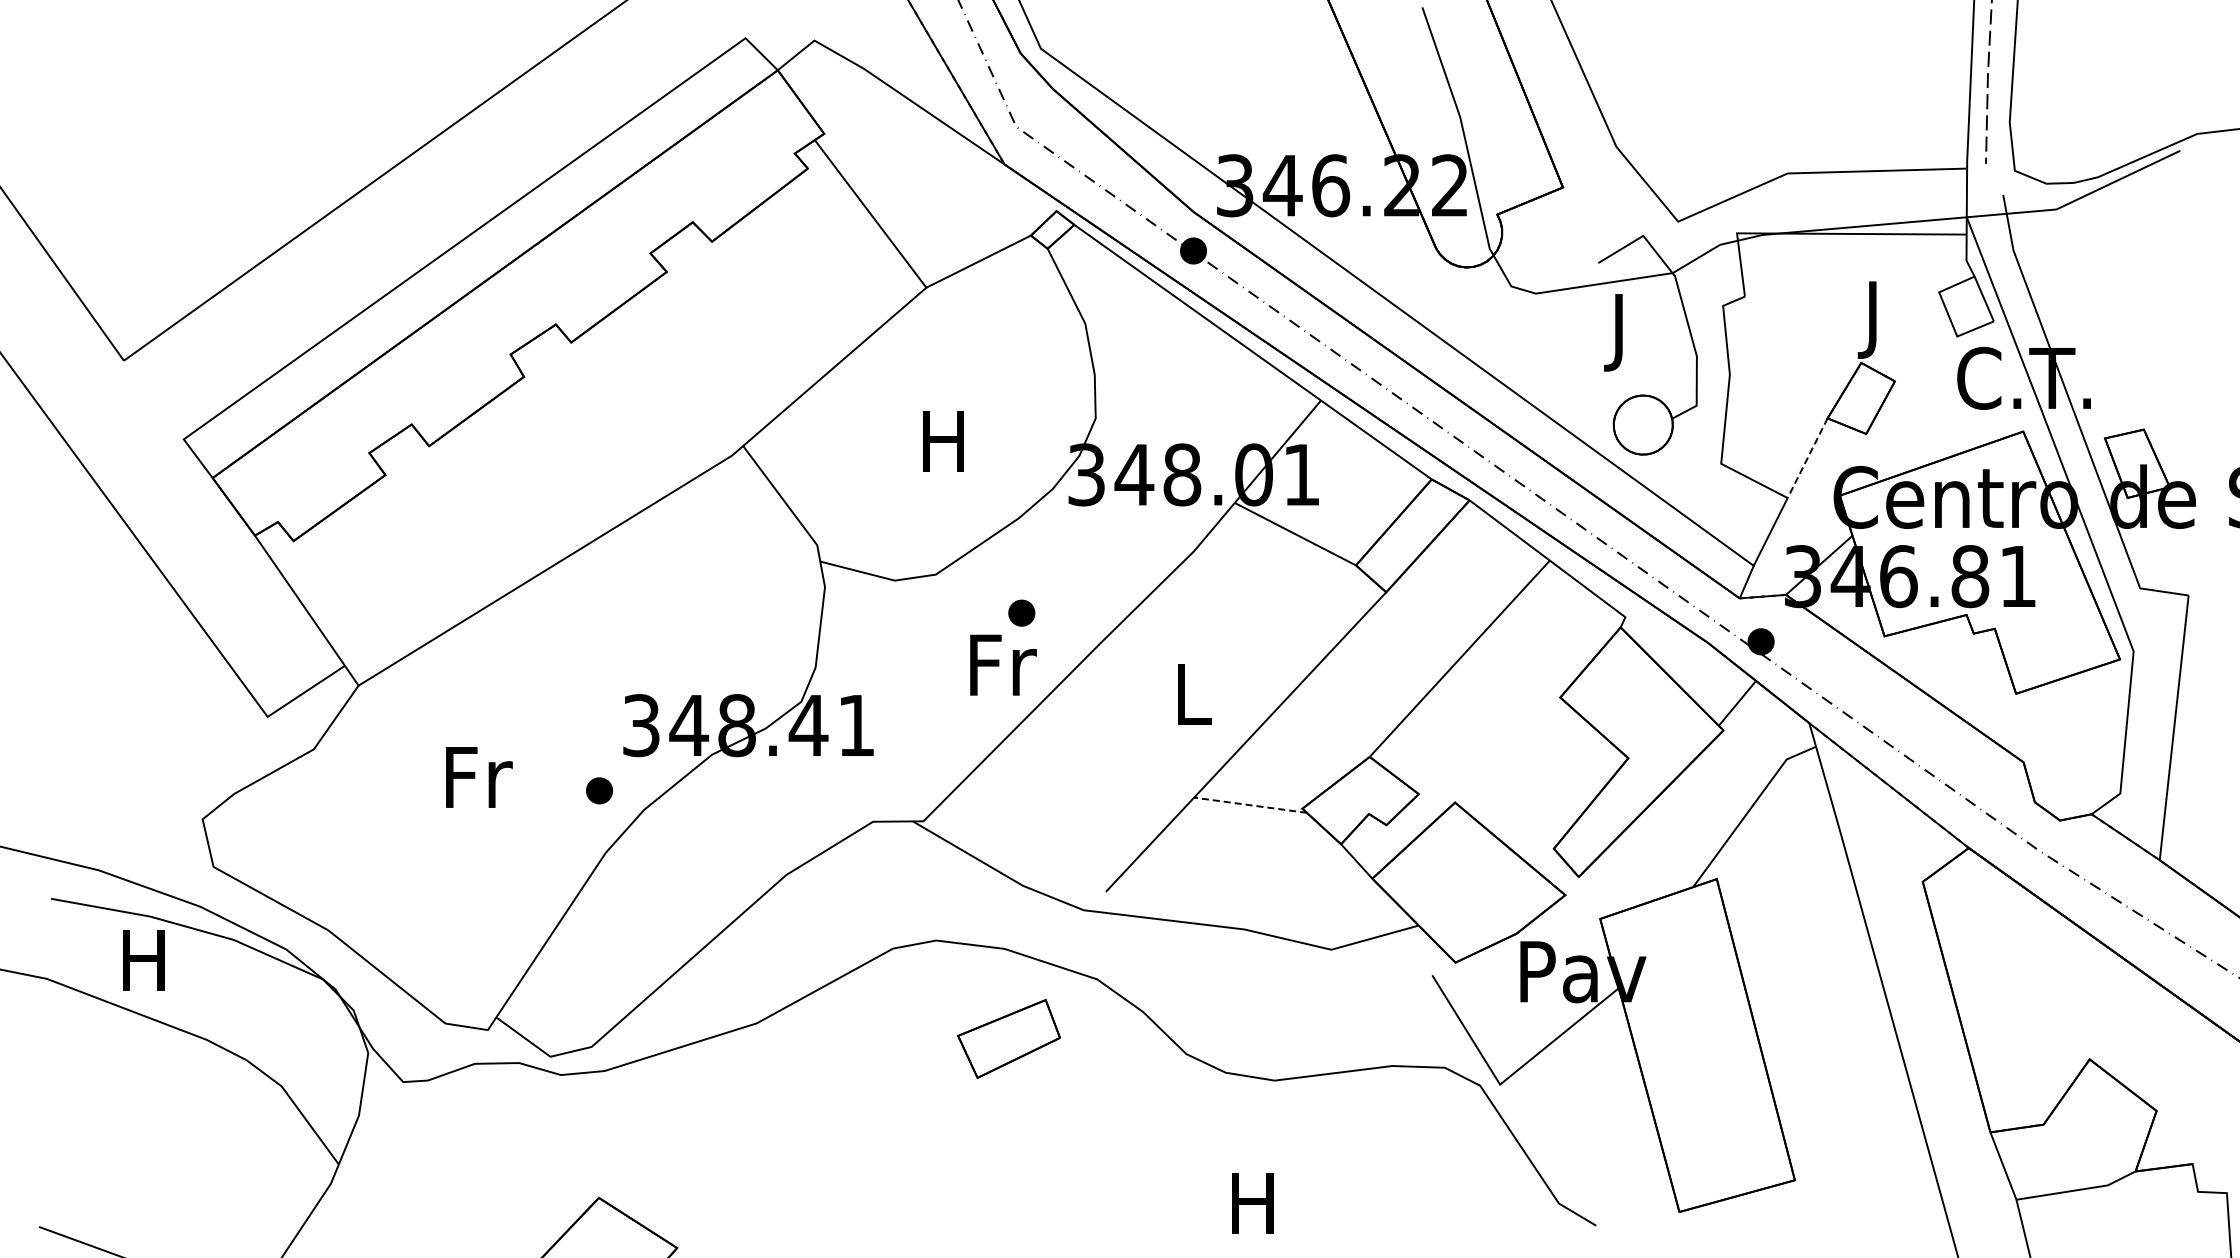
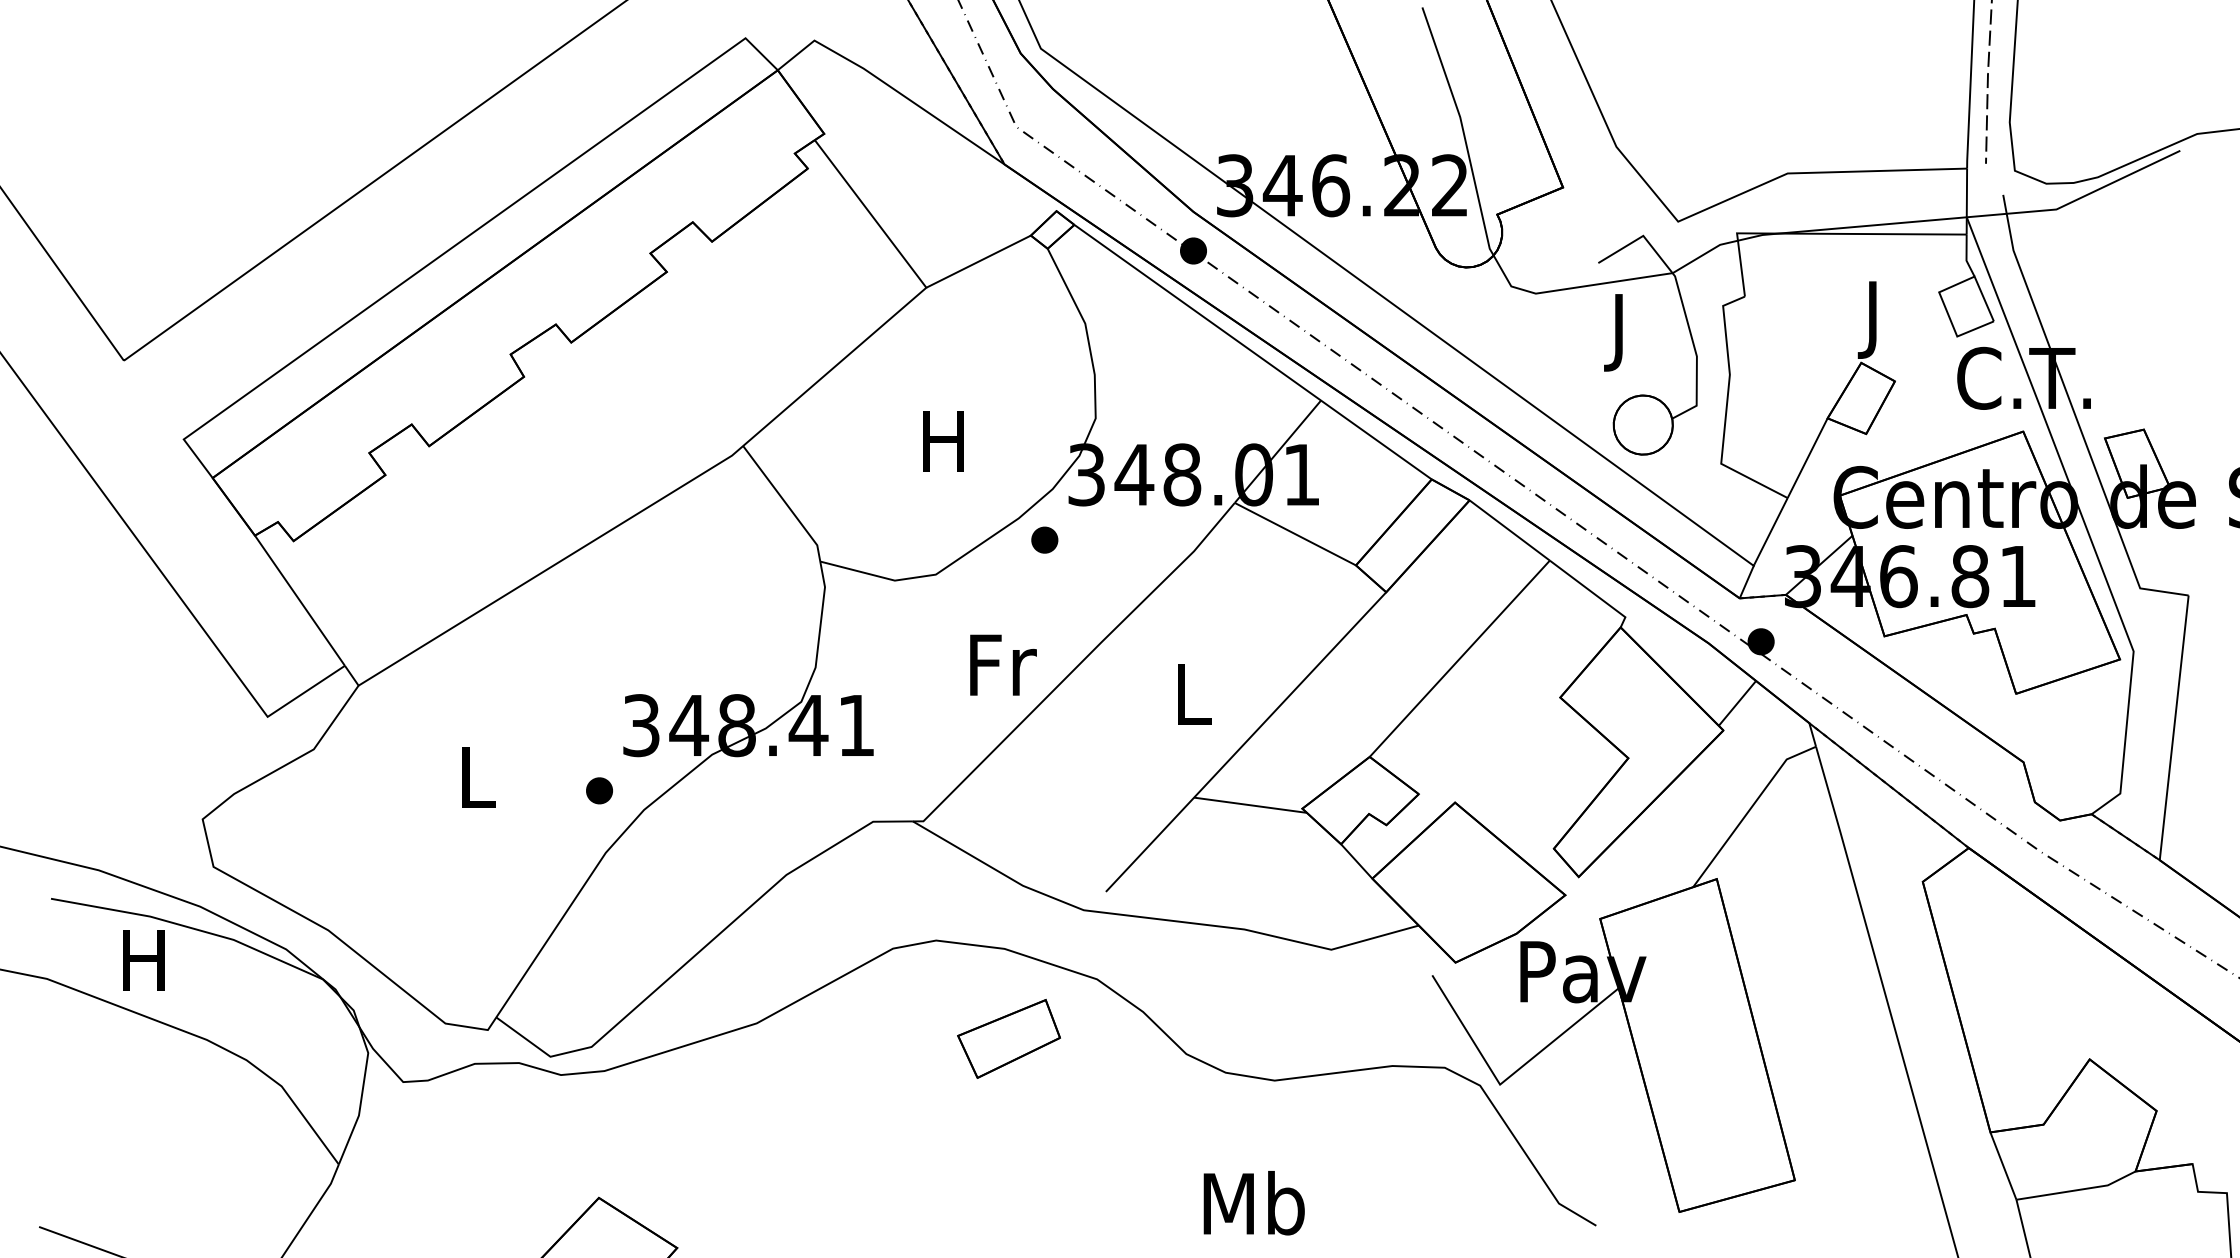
line: dashed -> solid (1807, 458)
part position: (1021, 612) -> (1044, 539) (1044, 539)
text: Fr -> L (479, 777)
line: dashed -> solid (1250, 805)
text: H -> Mb (1253, 1203)
